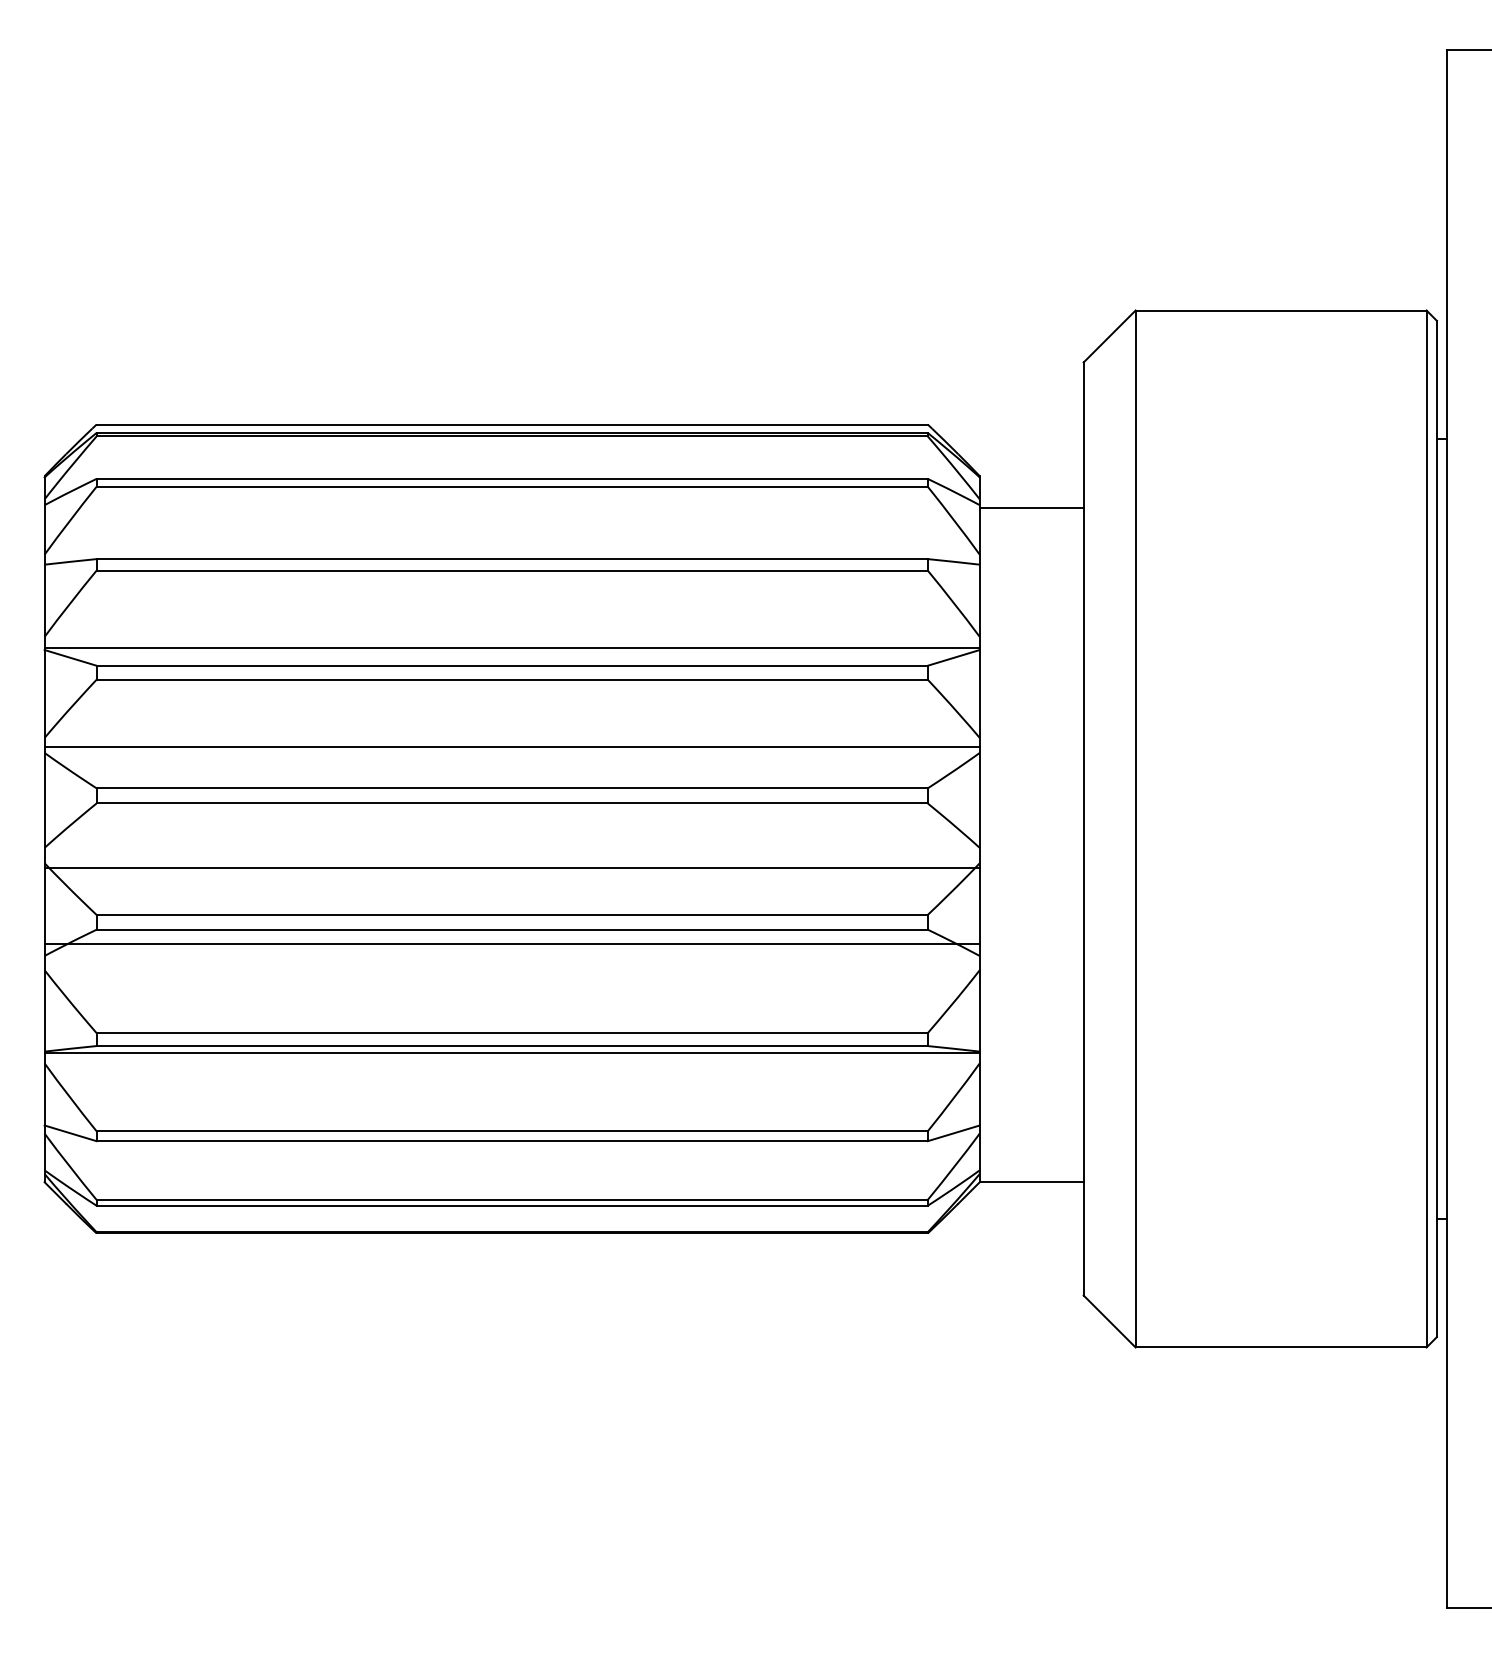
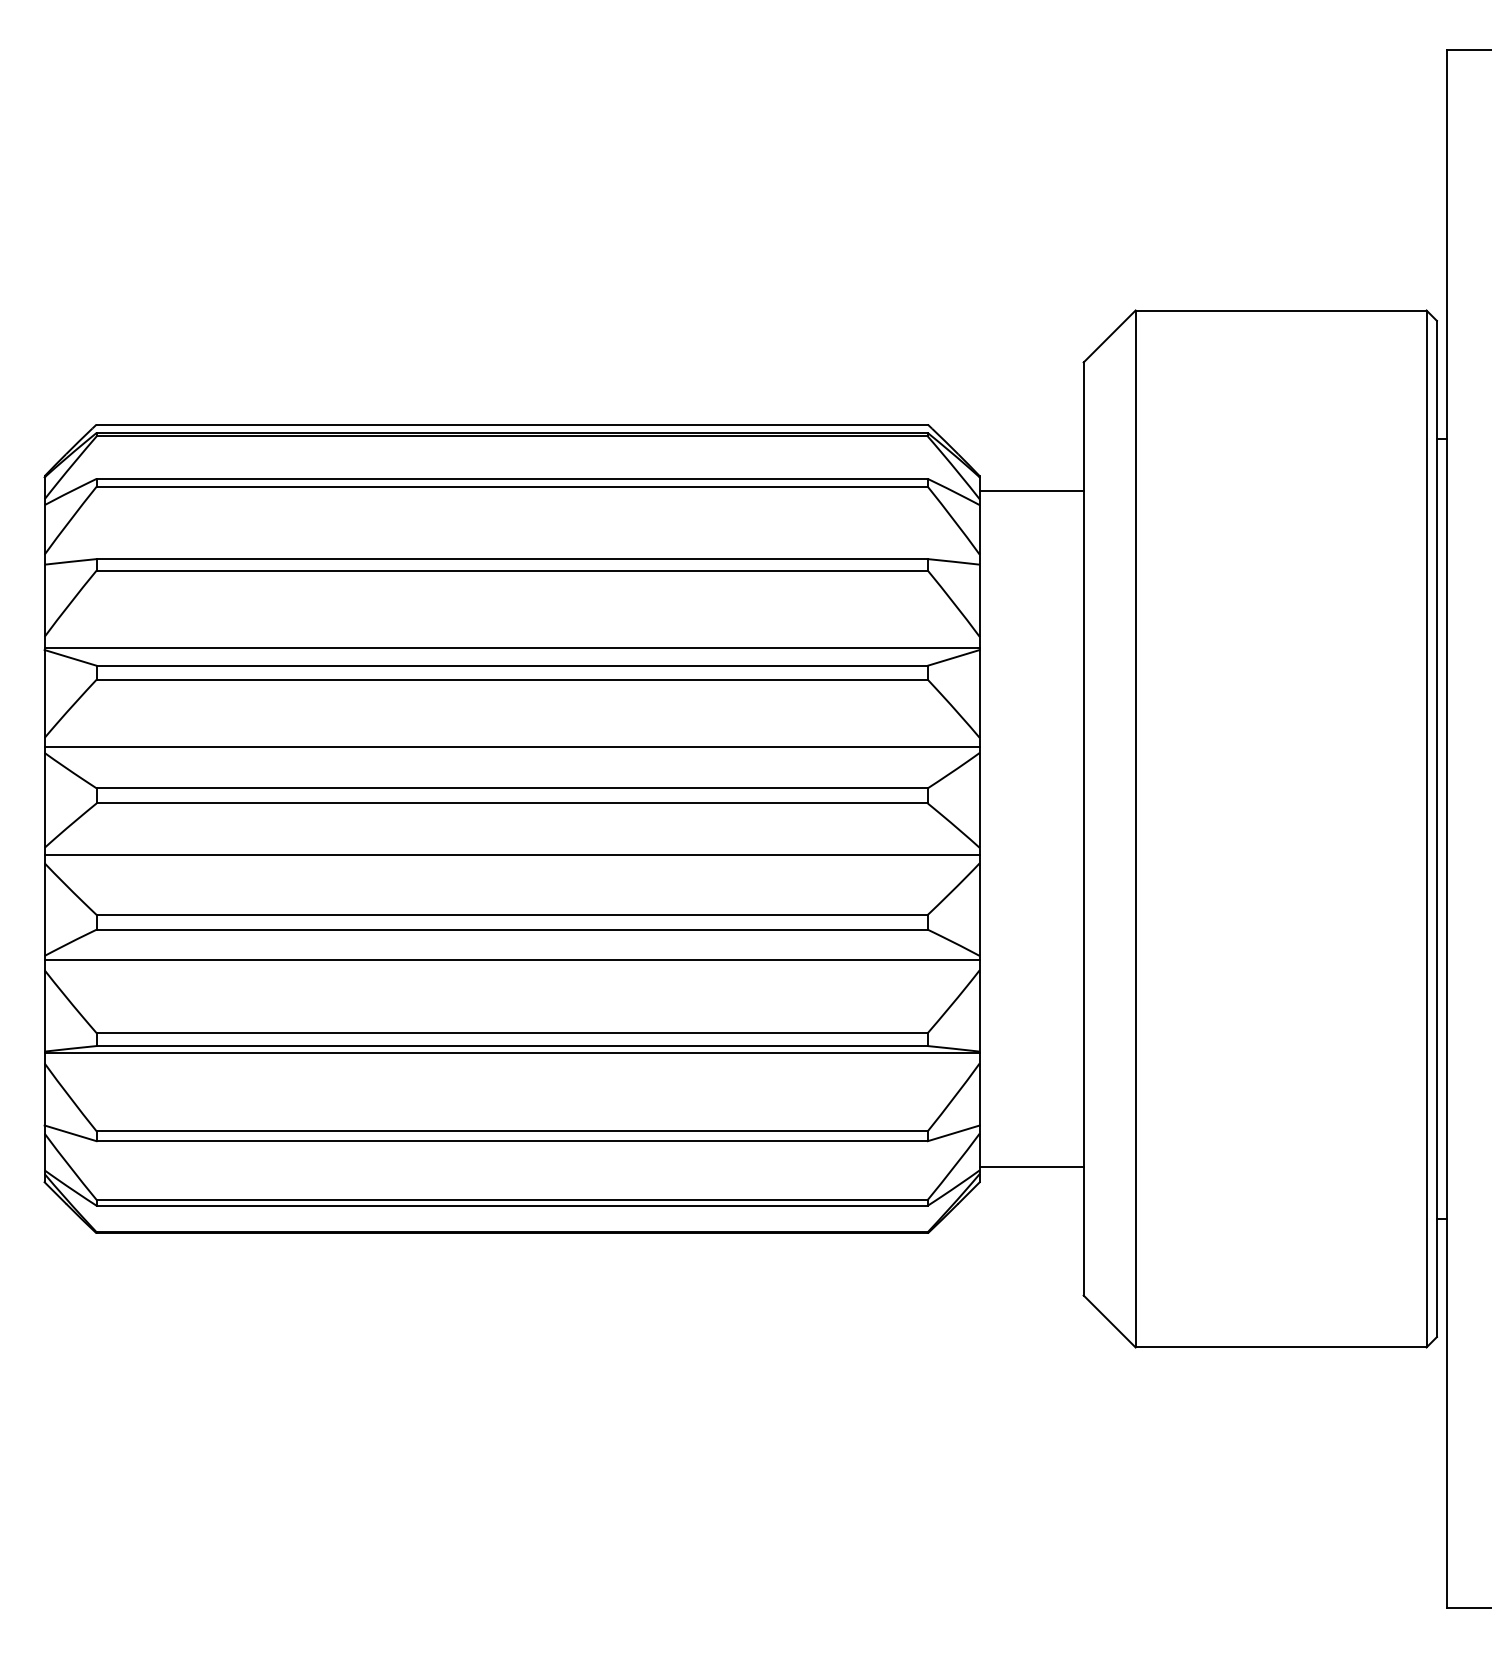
line position: (1031, 508) -> (1031, 491) (1031, 491)
line position: (511, 867) -> (511, 854) (511, 854)
line position: (511, 944) -> (511, 960) (511, 960)
line position: (1031, 1181) -> (1031, 1166) (1031, 1166)
